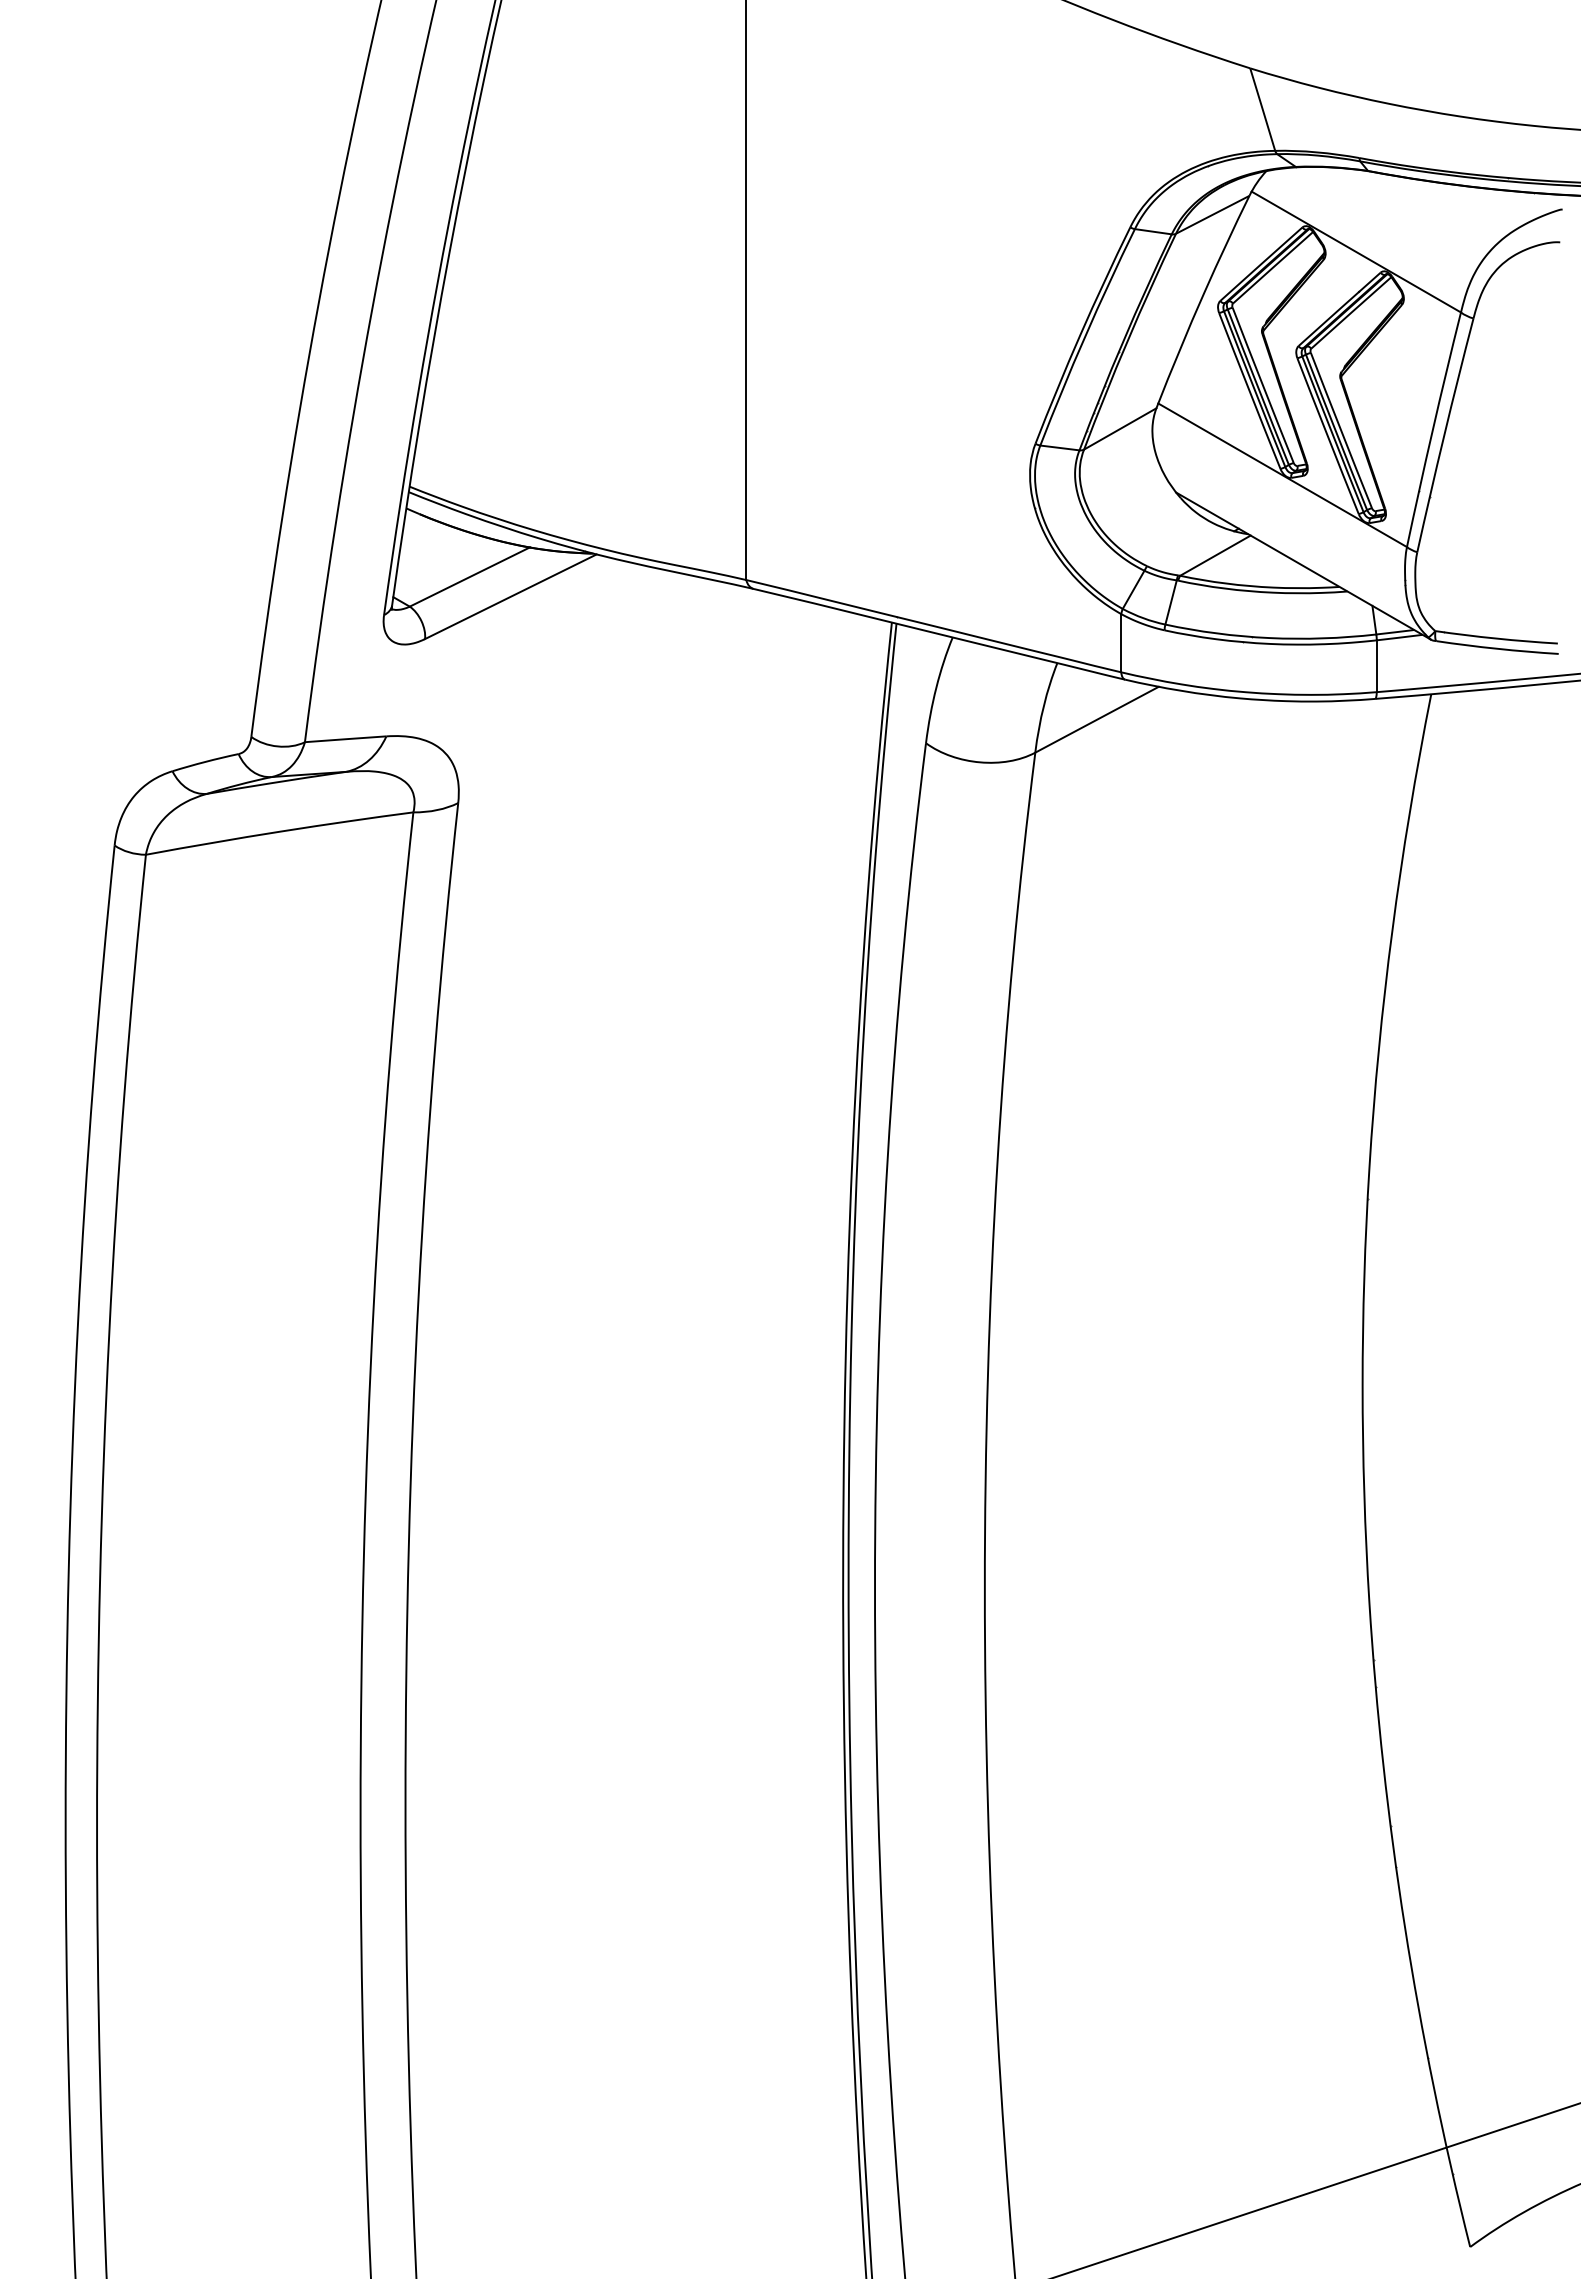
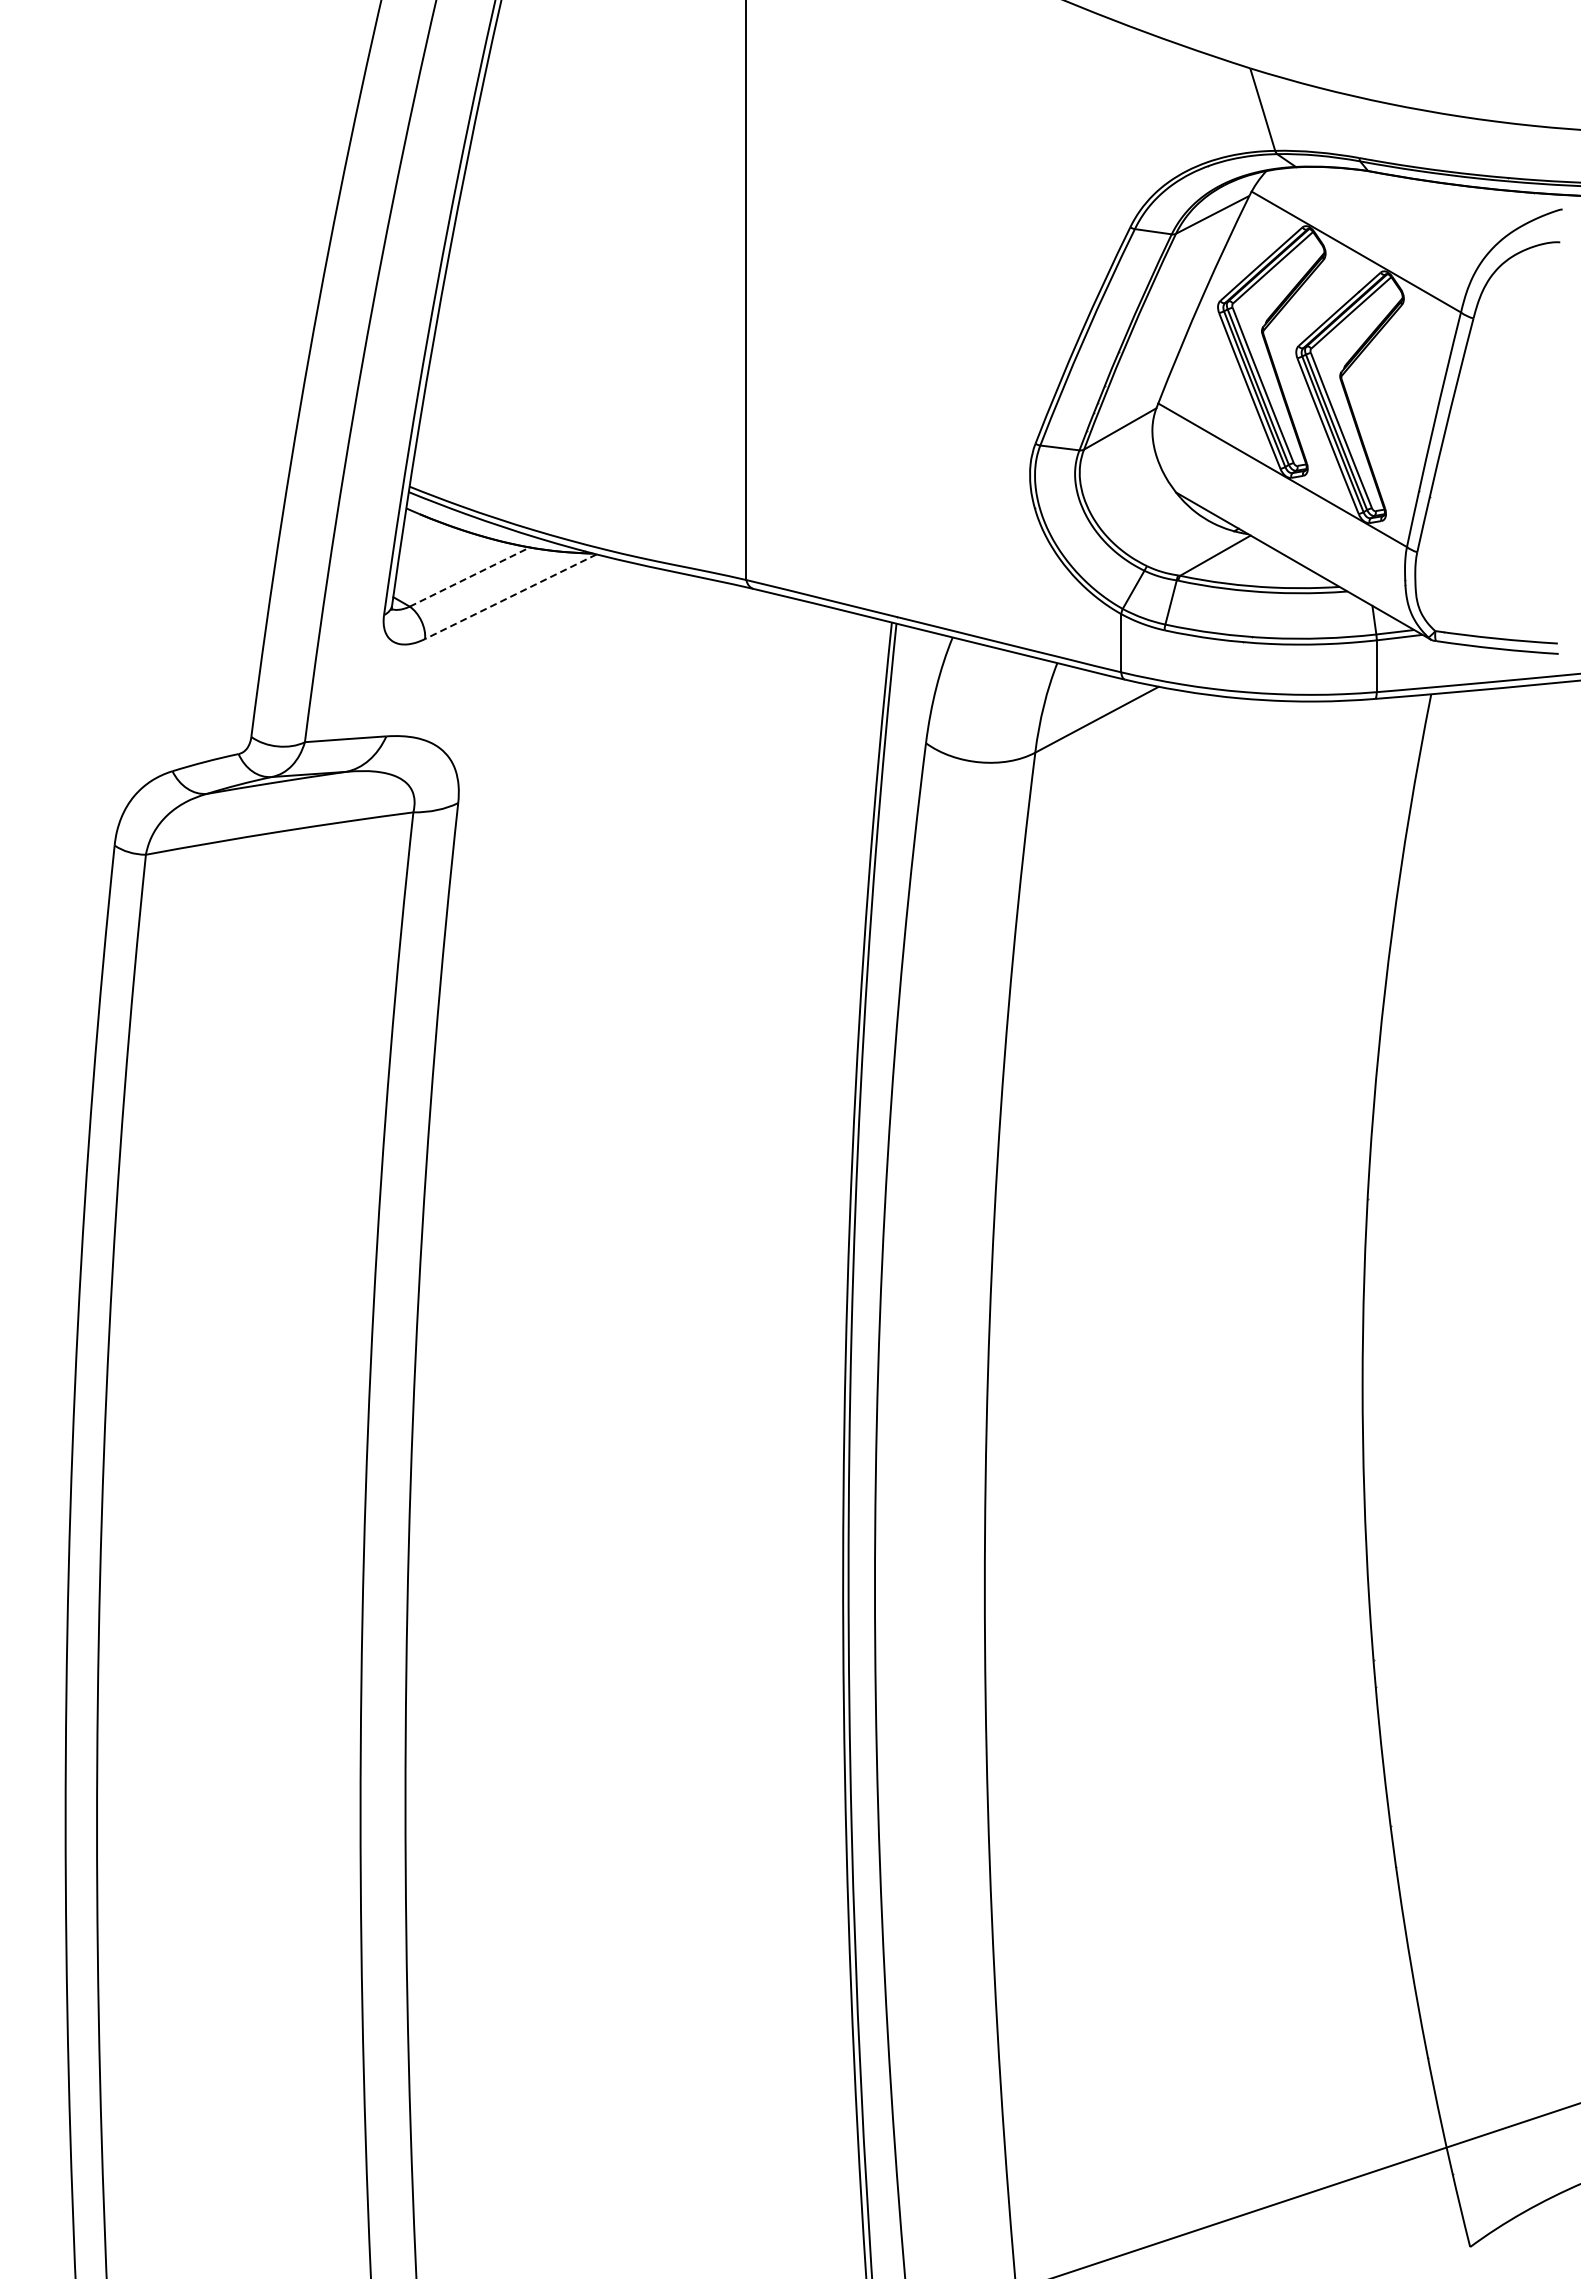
line: solid -> dashed (469, 577)
line: solid -> dashed (510, 596)
